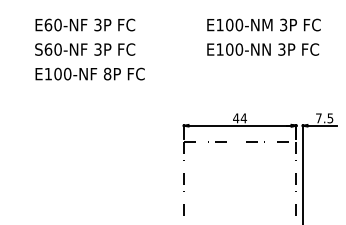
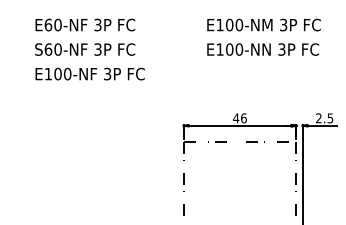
text: 8P -> 3P (107, 73)
text: 44 -> 46 (243, 118)
text: 7.5 -> 2.5 (318, 118)
